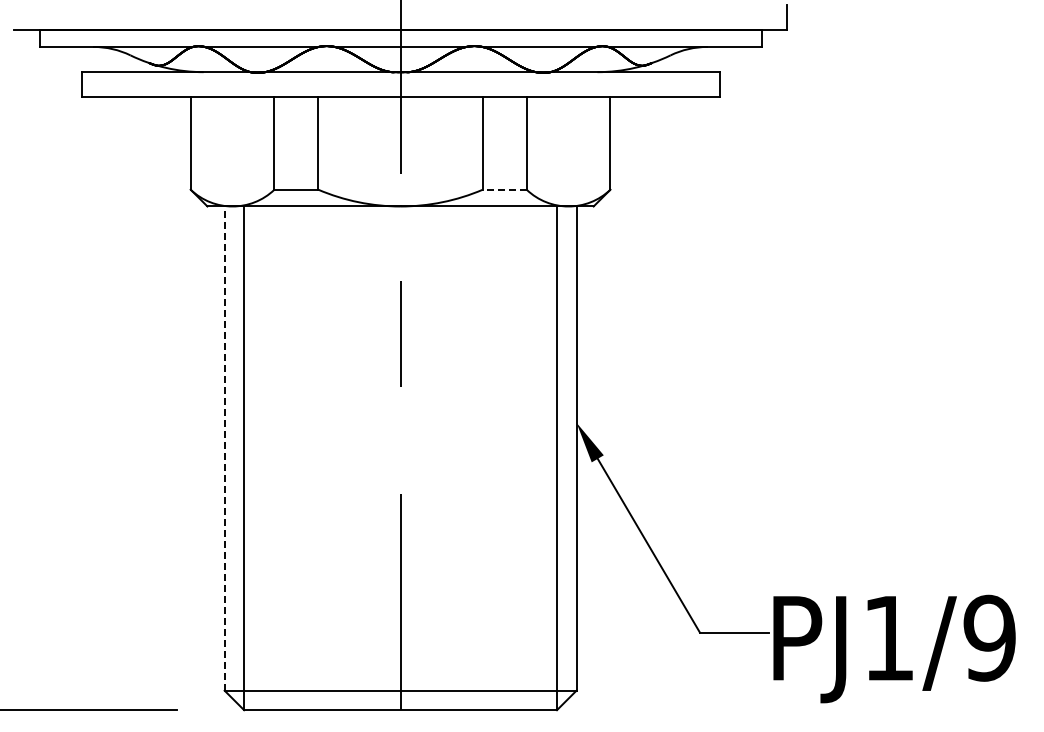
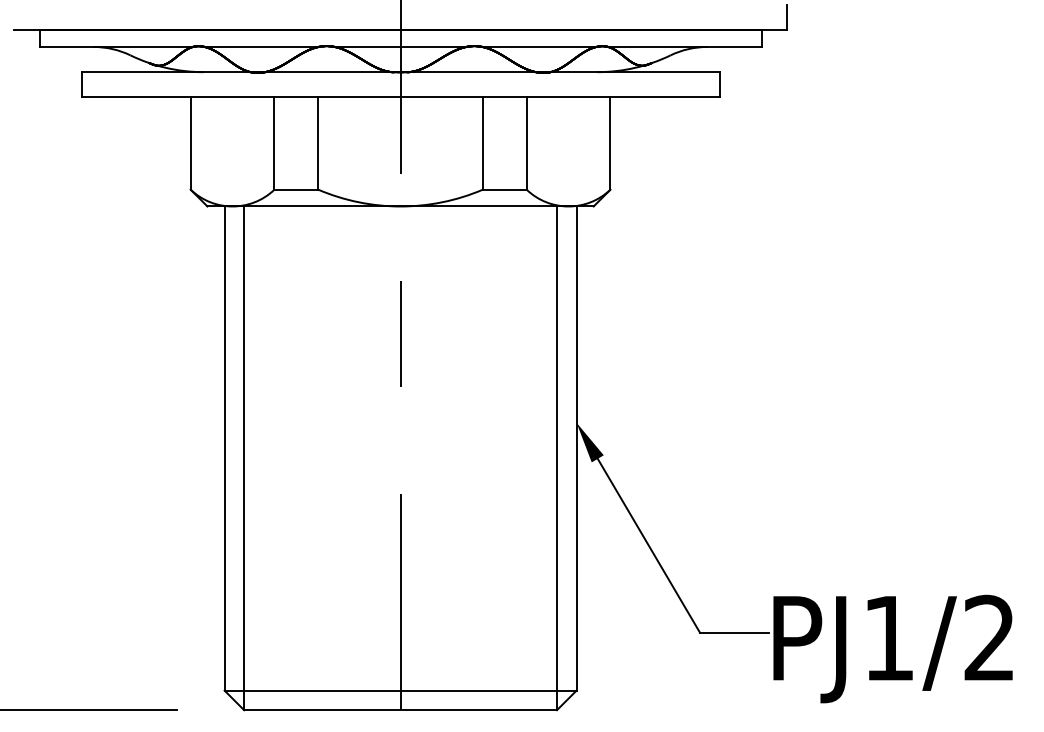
line: dashed -> solid (504, 189)
line: dashed -> solid (224, 448)
text: PJ1/9 -> PJ1/2 (989, 637)
